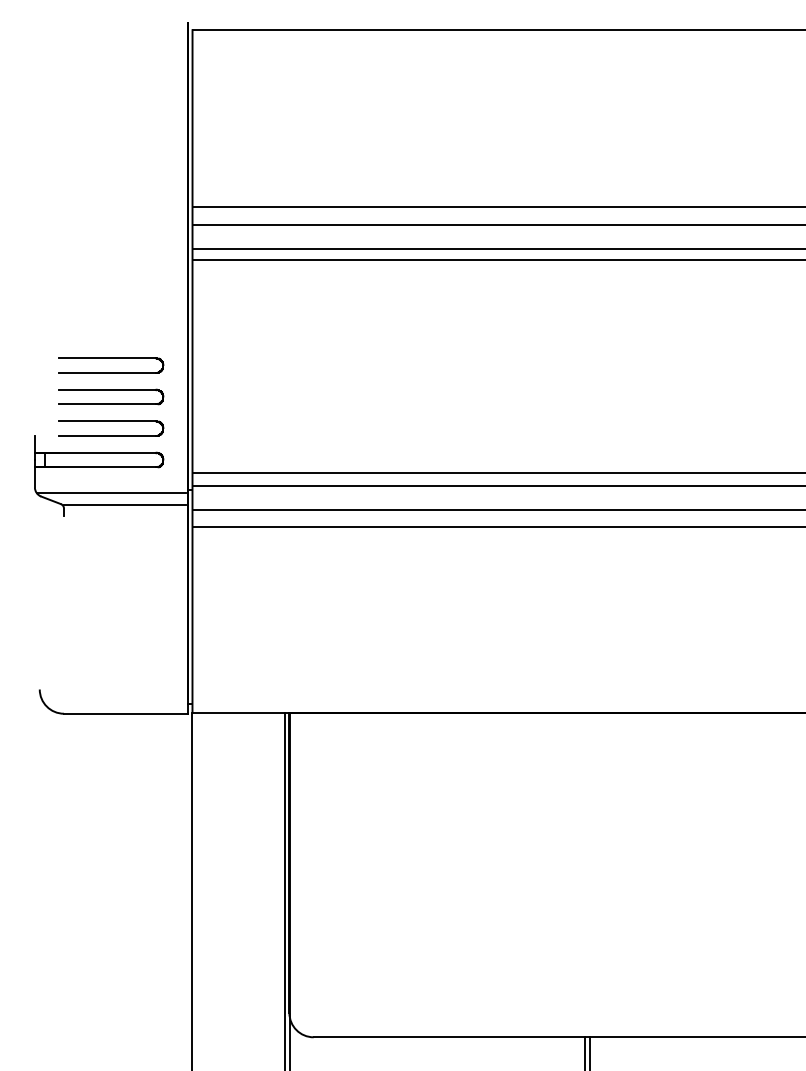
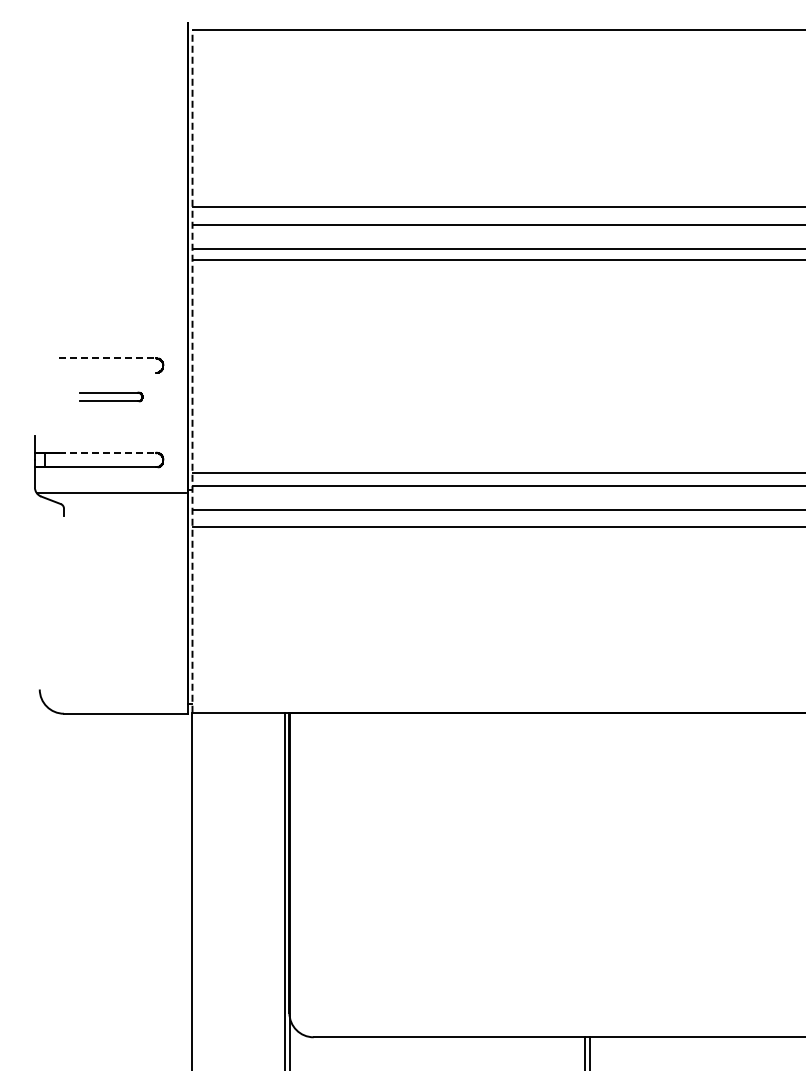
line: solid -> dashed (108, 358)
line: solid -> dashed (192, 370)
line: present -> none (107, 372)
part size: 107x18 px -> 65x12 px (111, 396)
part: present -> none (111, 421)
line: solid -> dashed (108, 452)
line: present -> none (124, 505)
